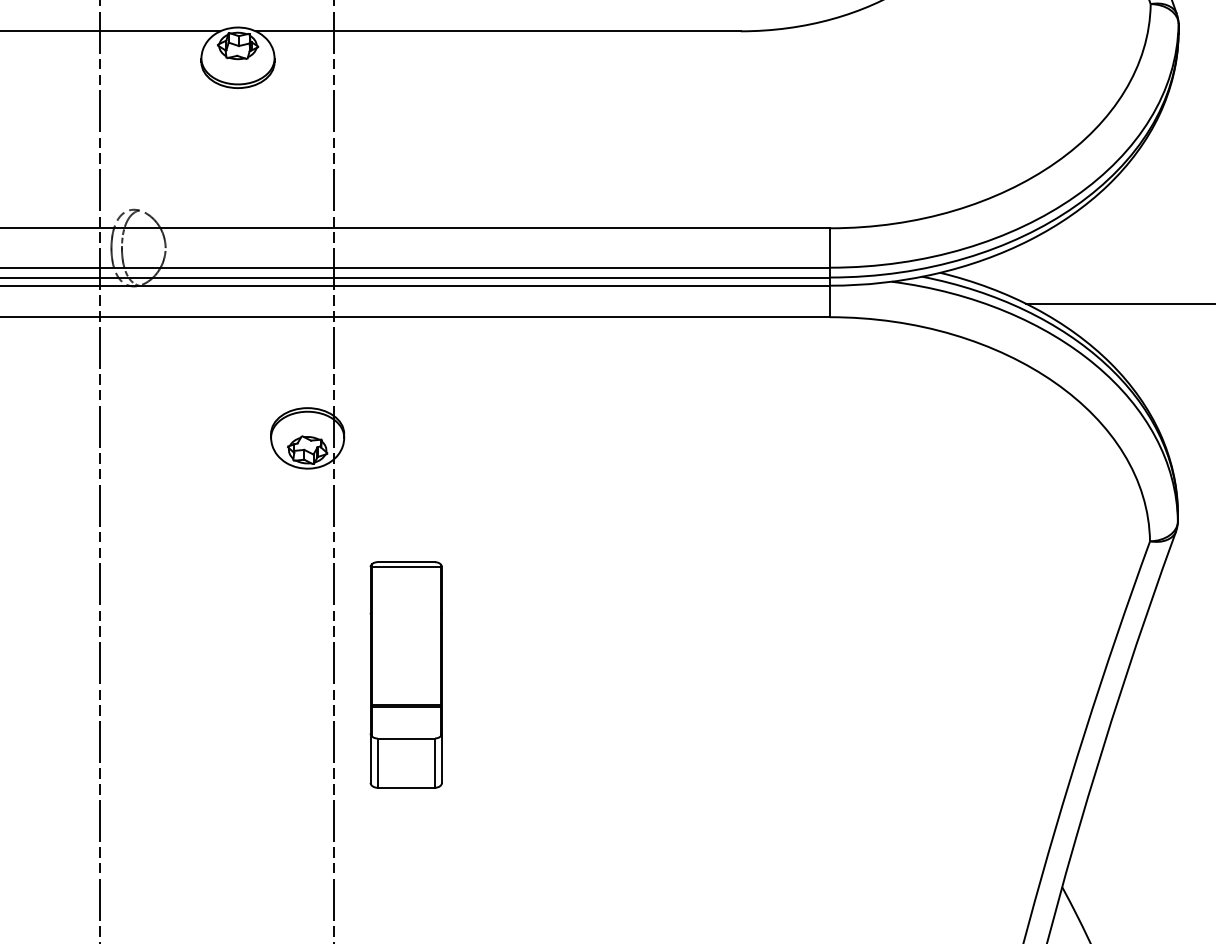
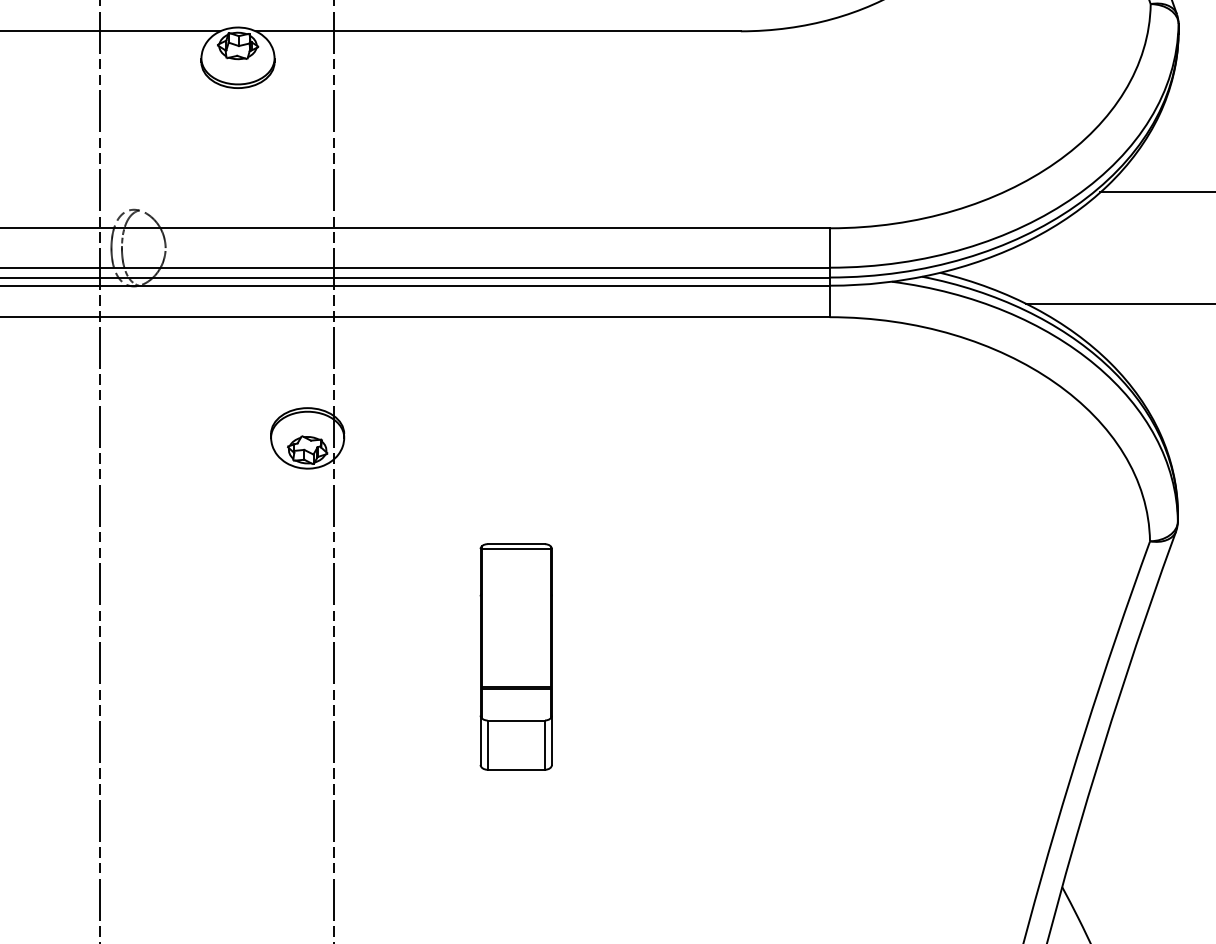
line: none -> present (1156, 192)
part position: (405, 674) -> (515, 656) (515, 656)
